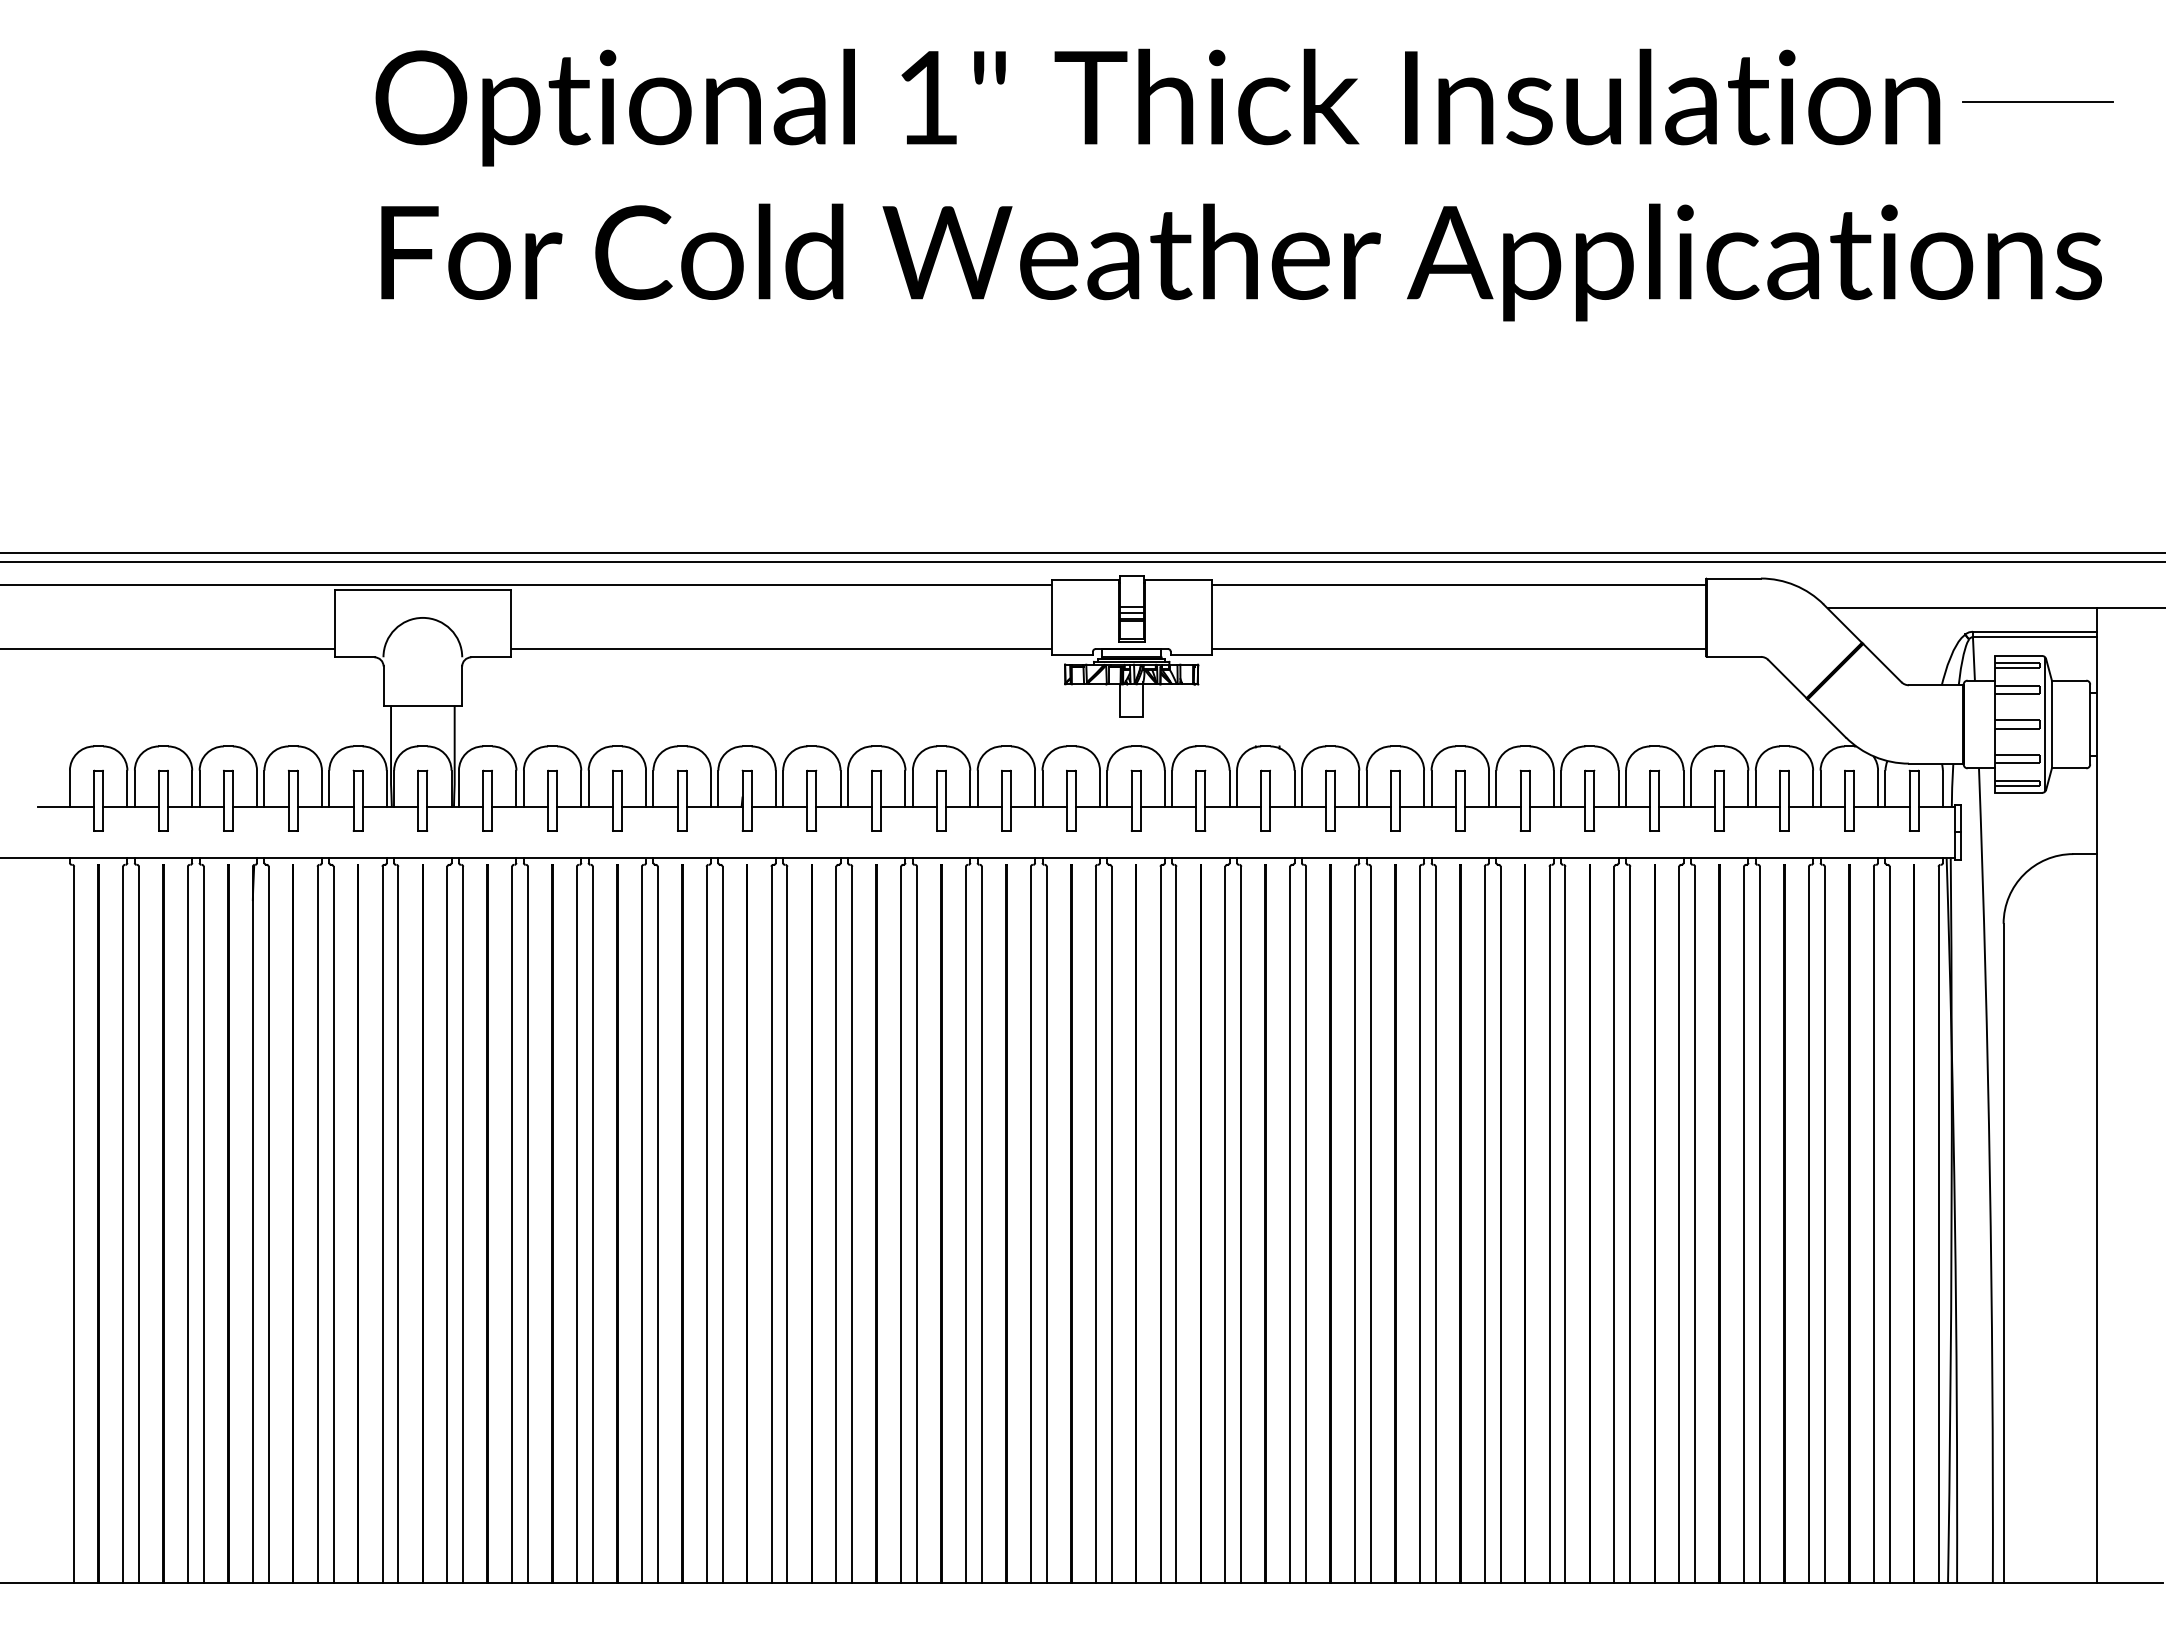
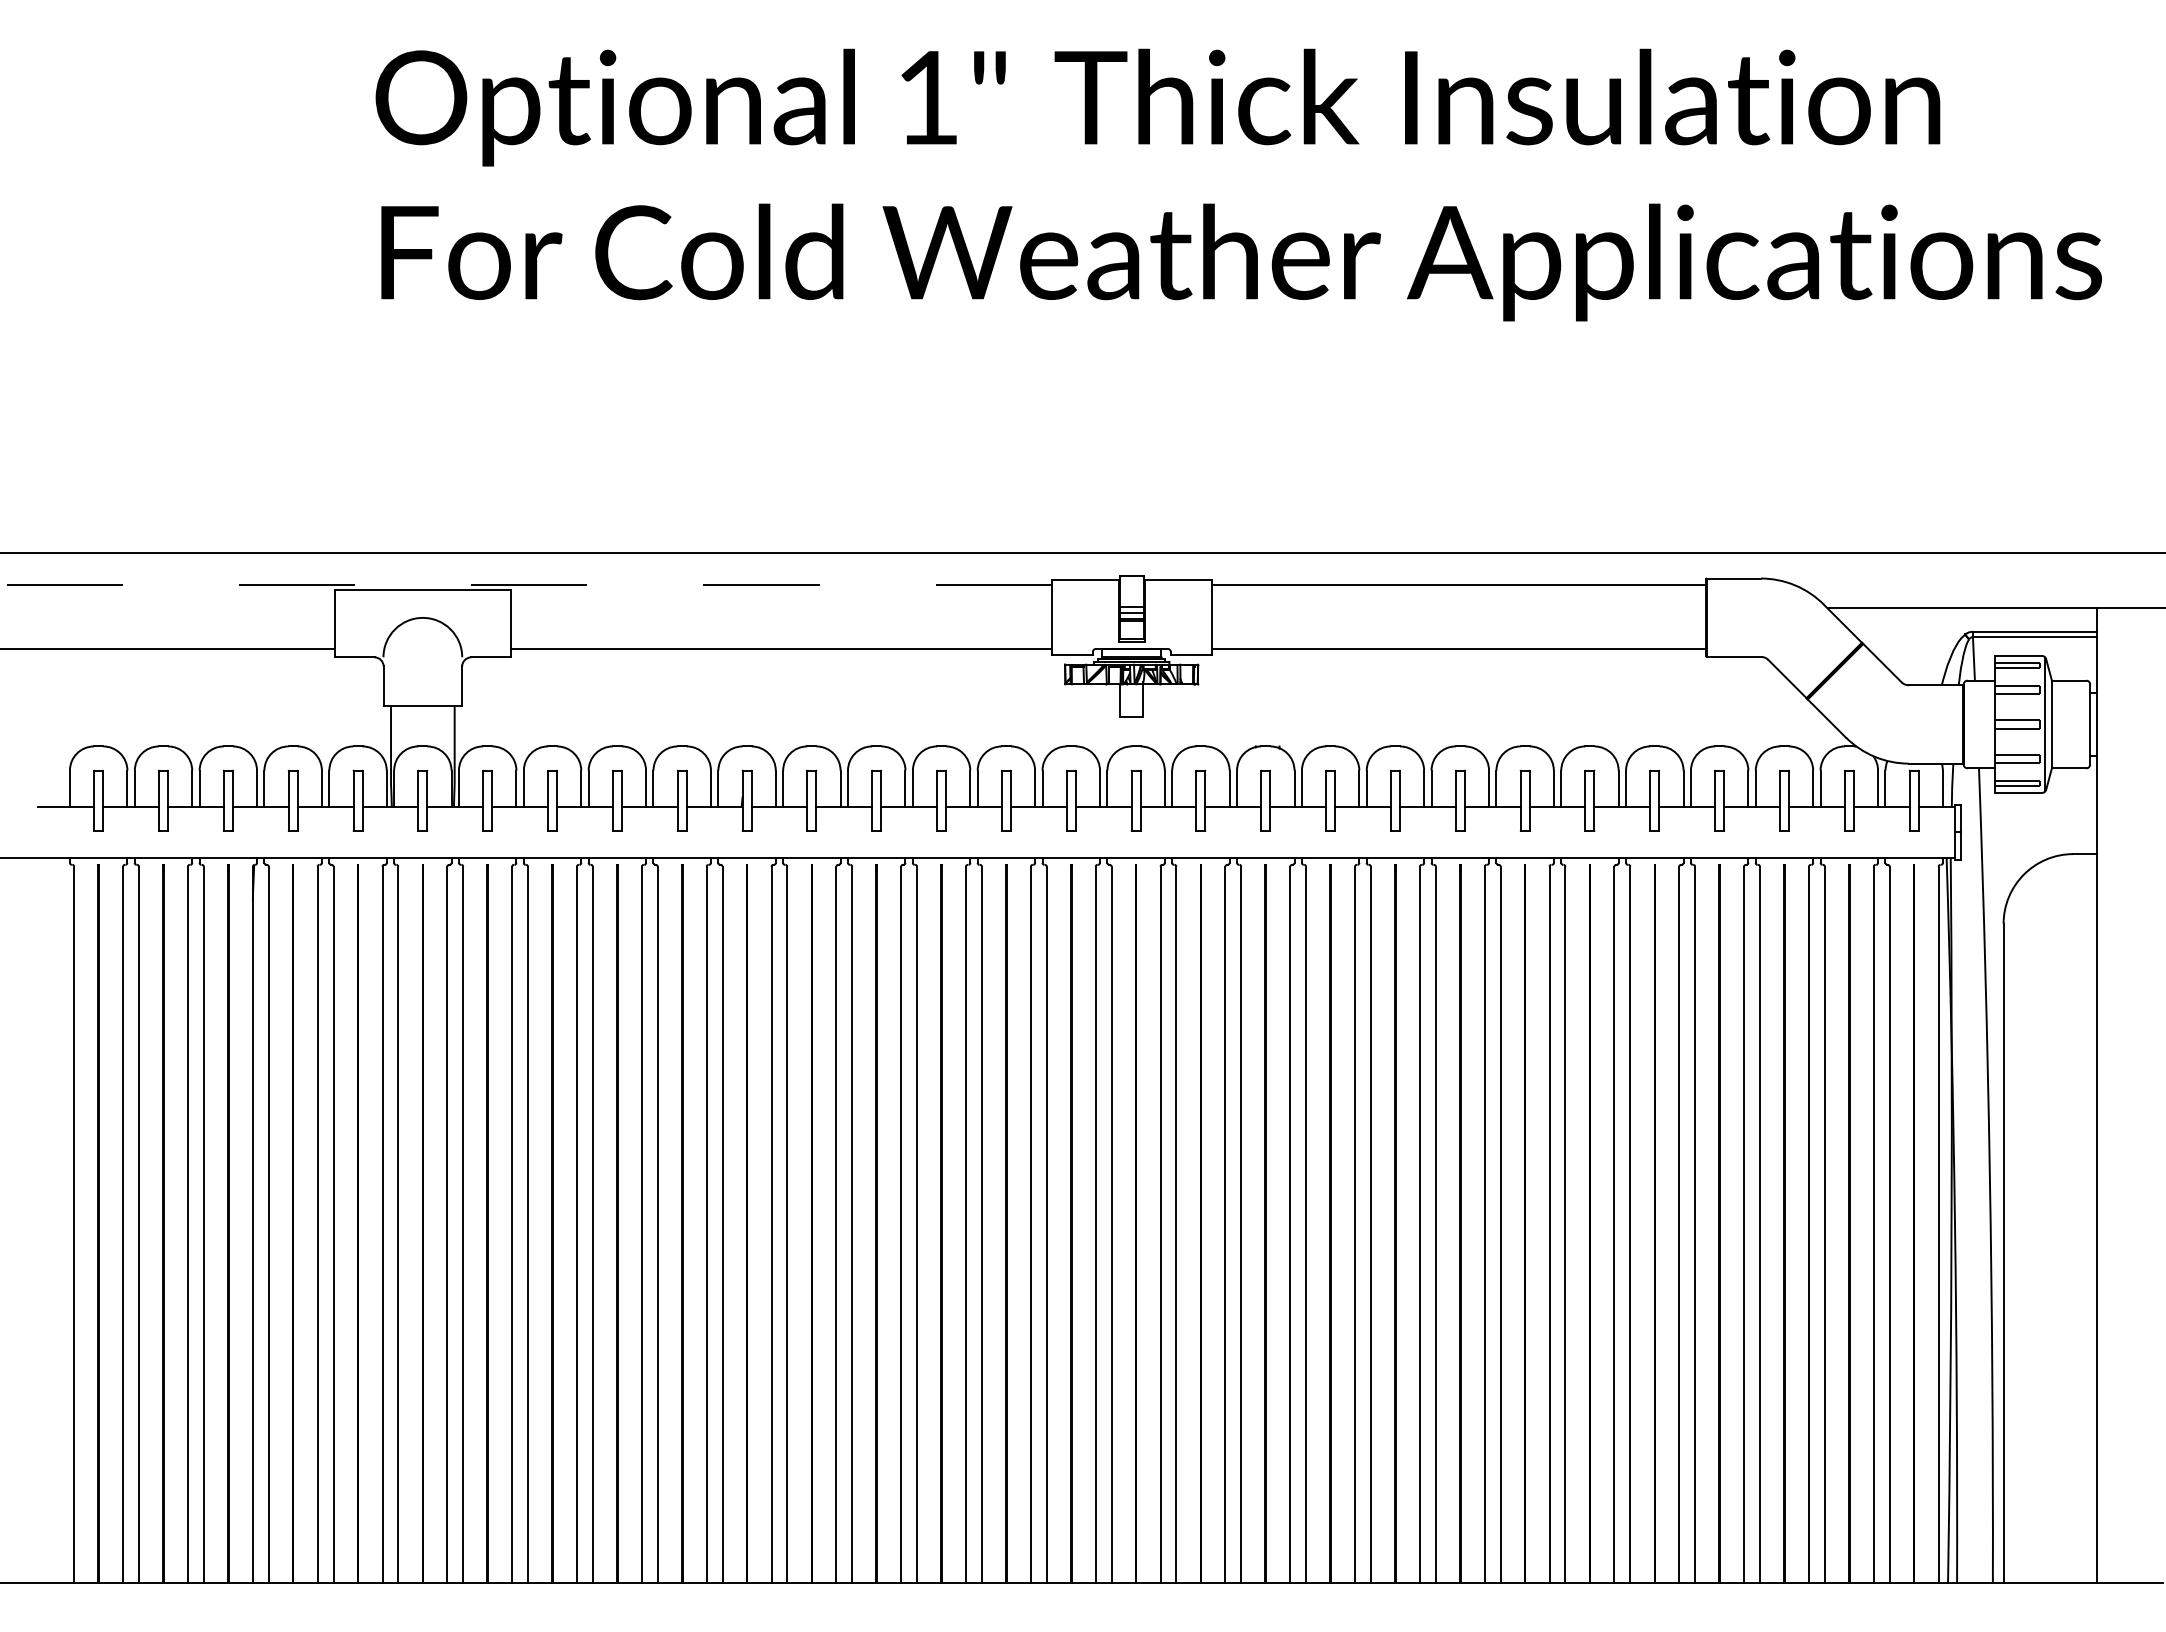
line: present -> none (2037, 101)
line: present -> none (1082, 561)
line: solid -> dashed (525, 585)
